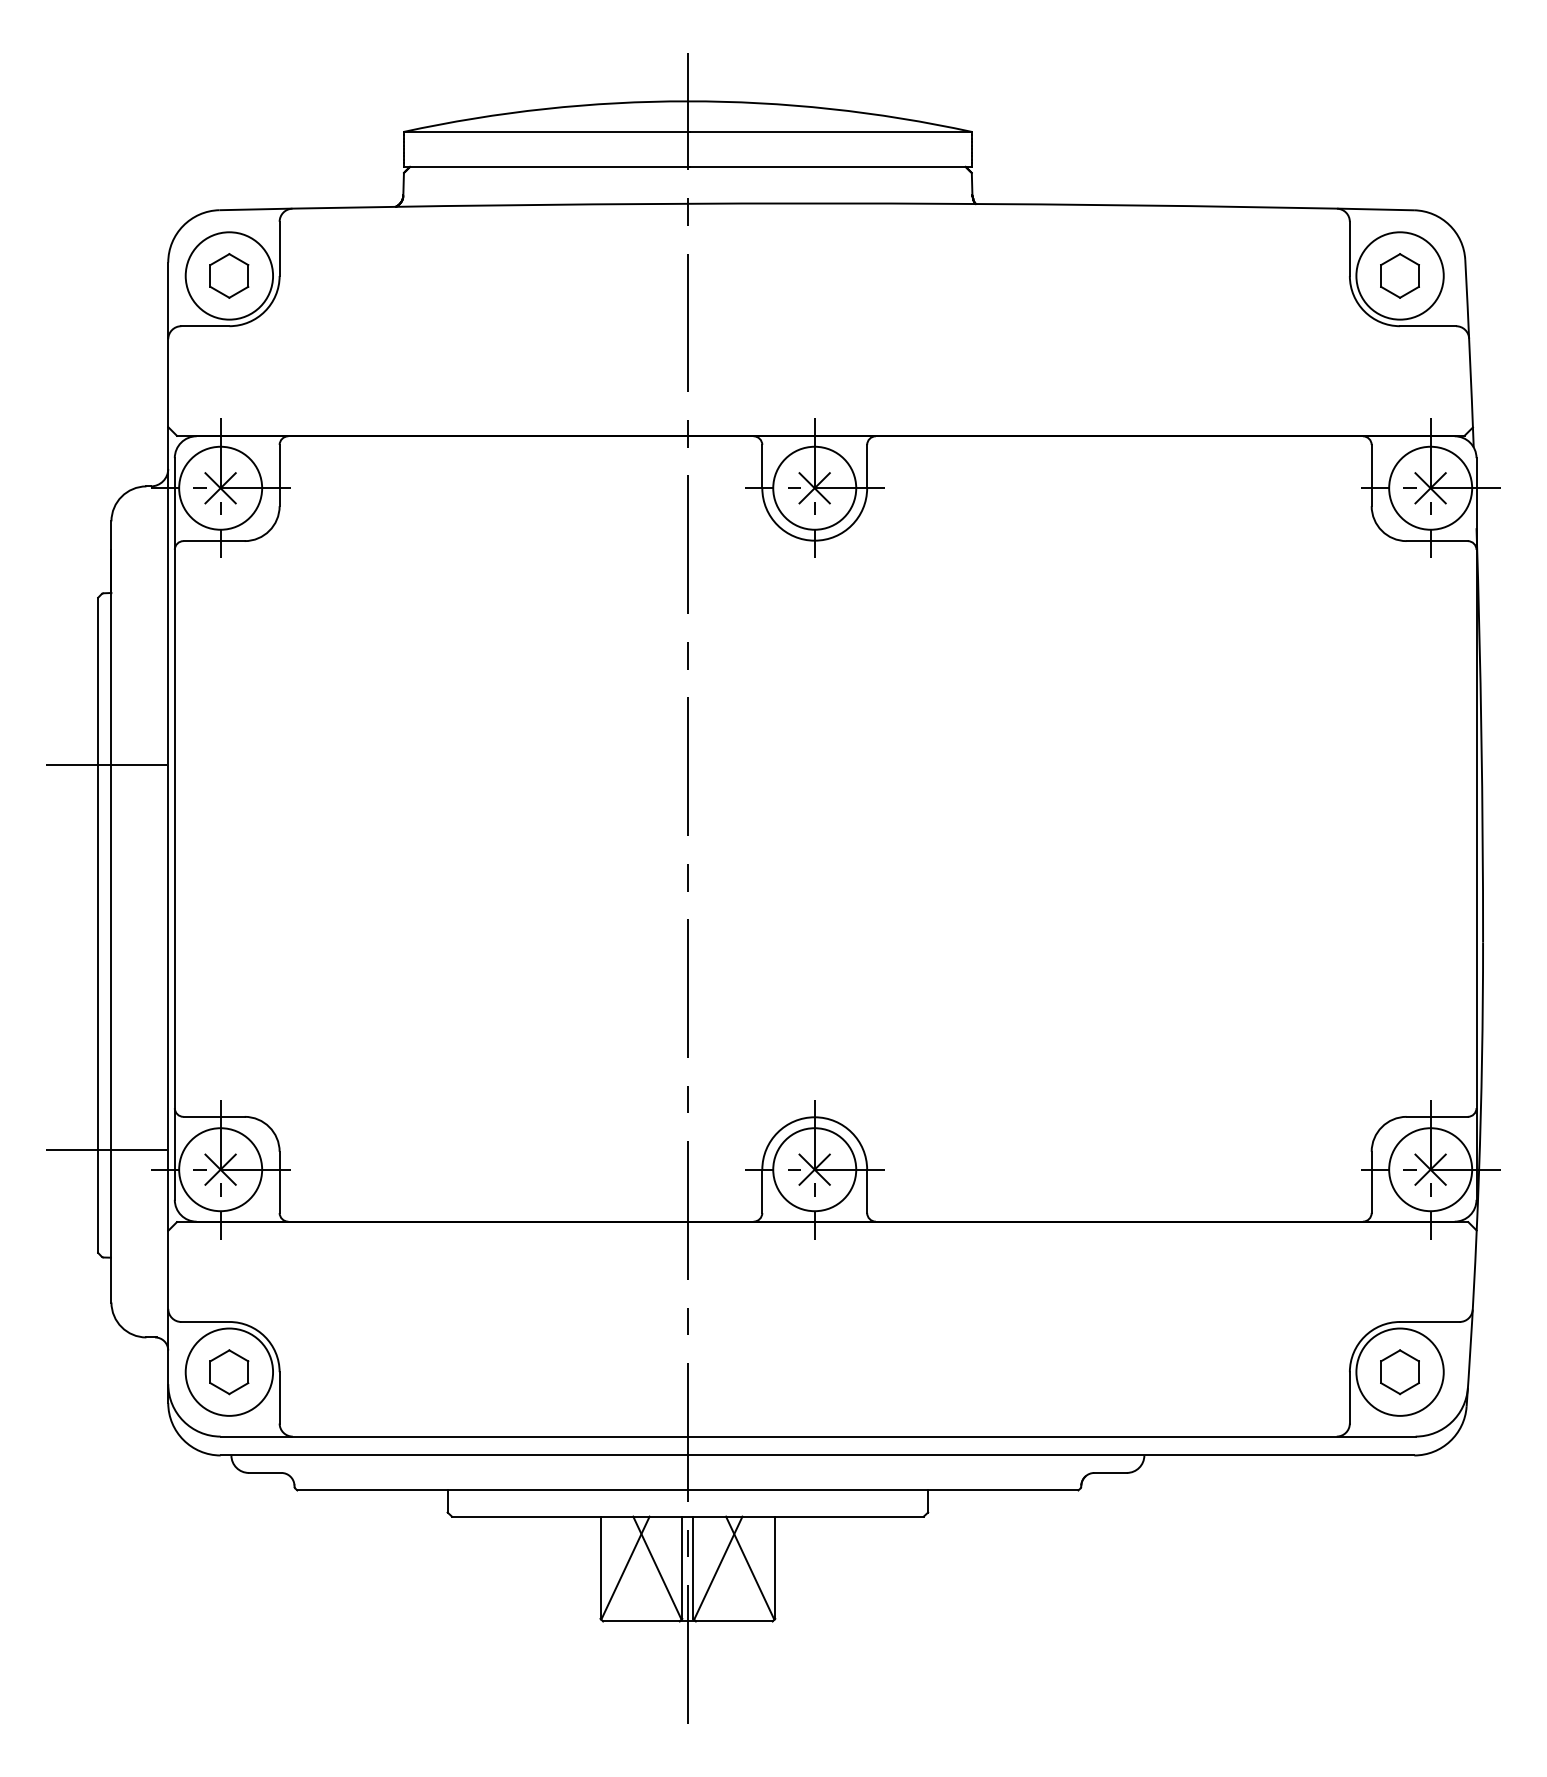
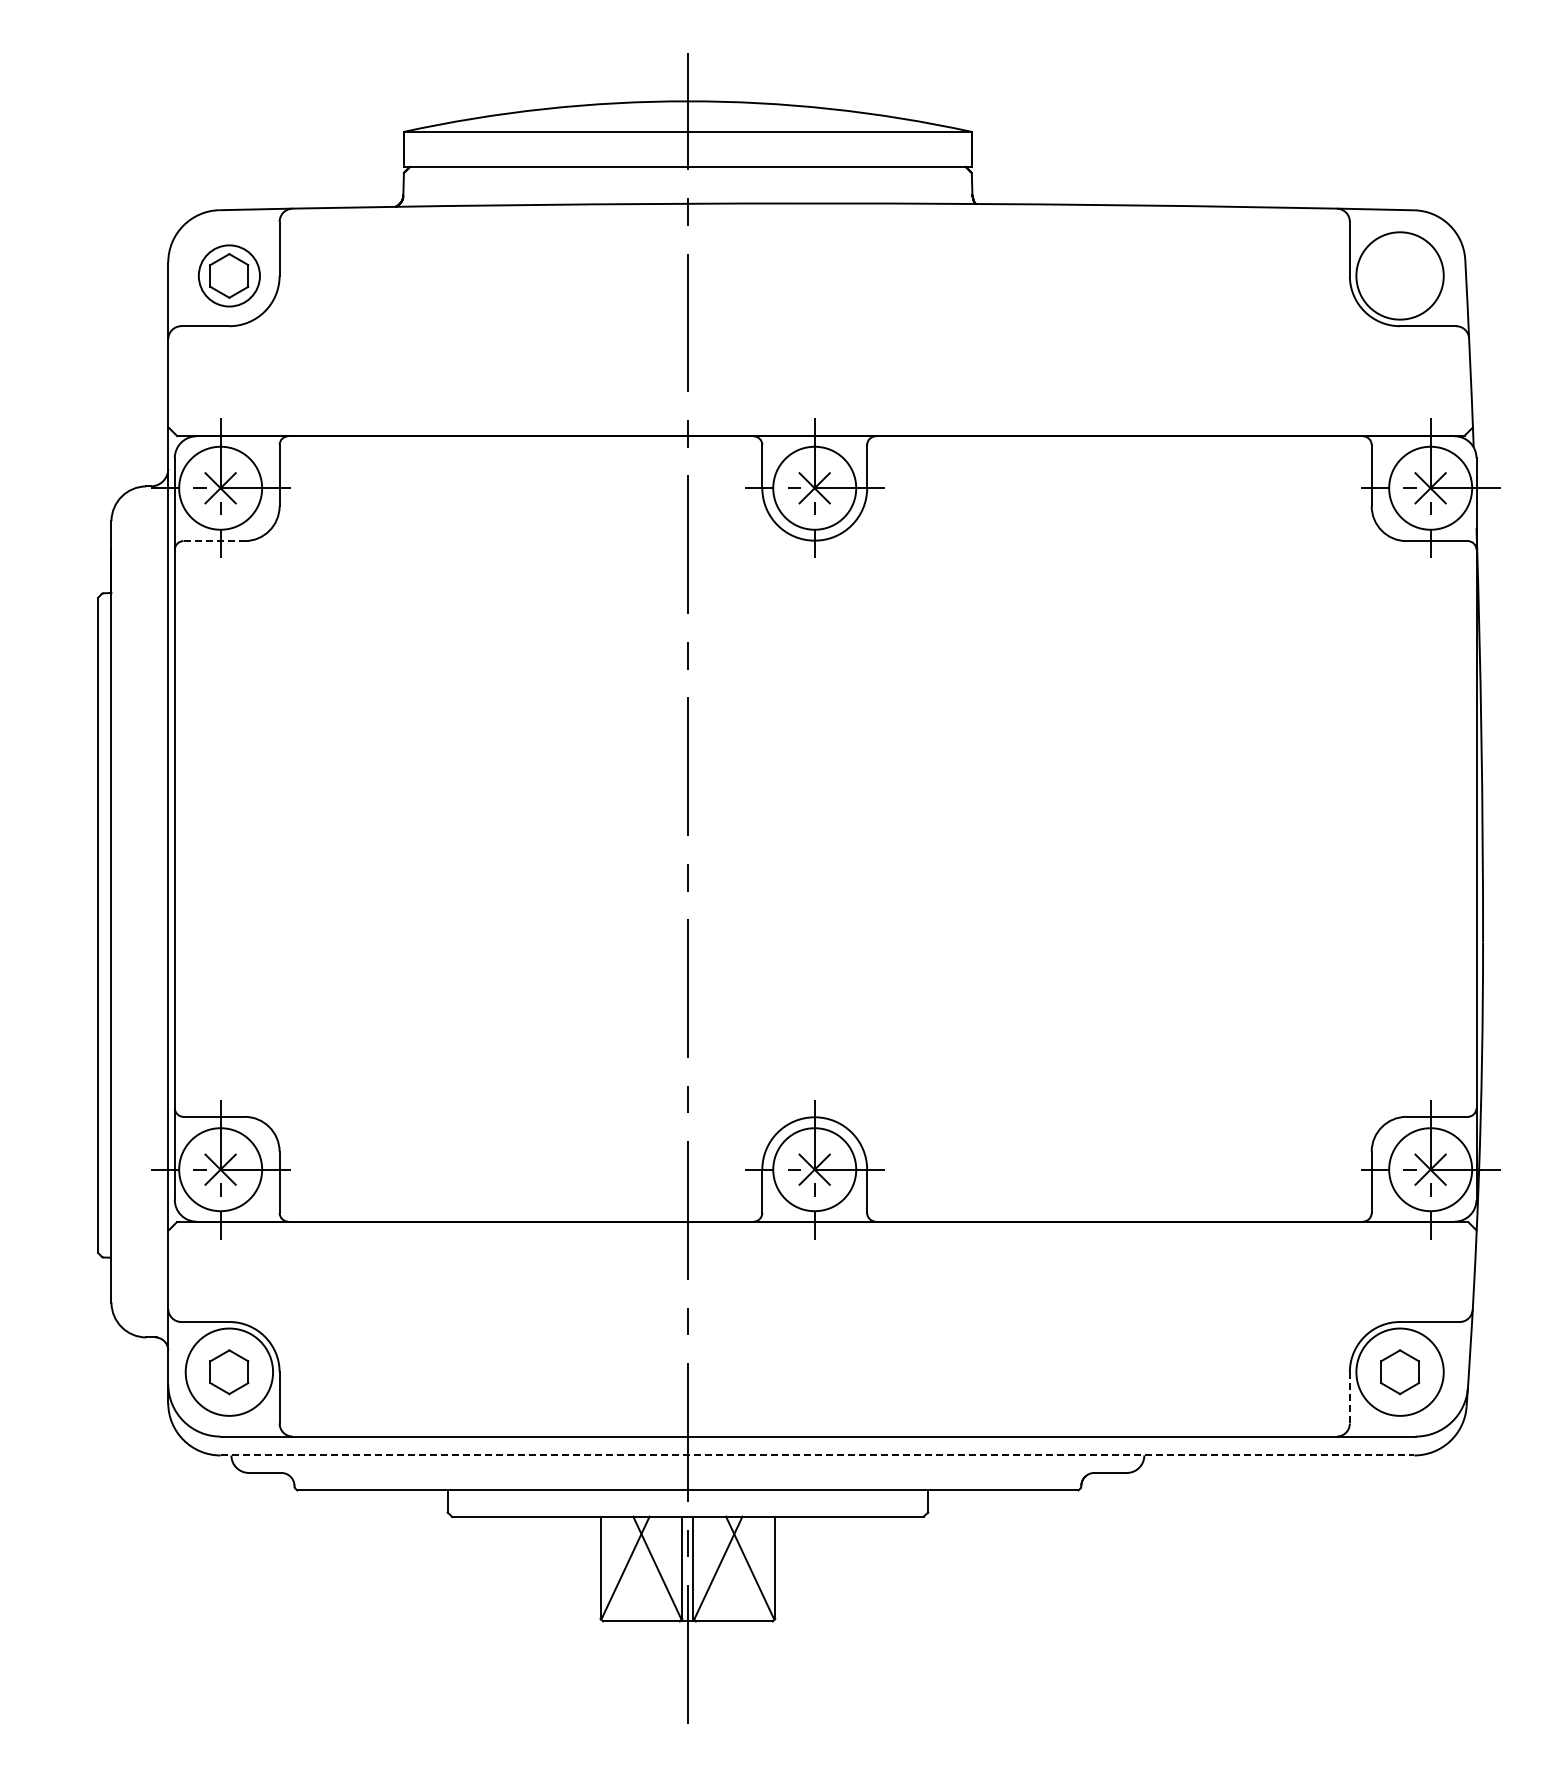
circle diameter: 87 px -> 61 px (228, 275)
part: present -> none (1399, 275)
line: solid -> dashed (214, 541)
line: present -> none (106, 765)
line: present -> none (106, 1149)
line: solid -> dashed (1349, 1397)
line: solid -> dashed (817, 1455)
